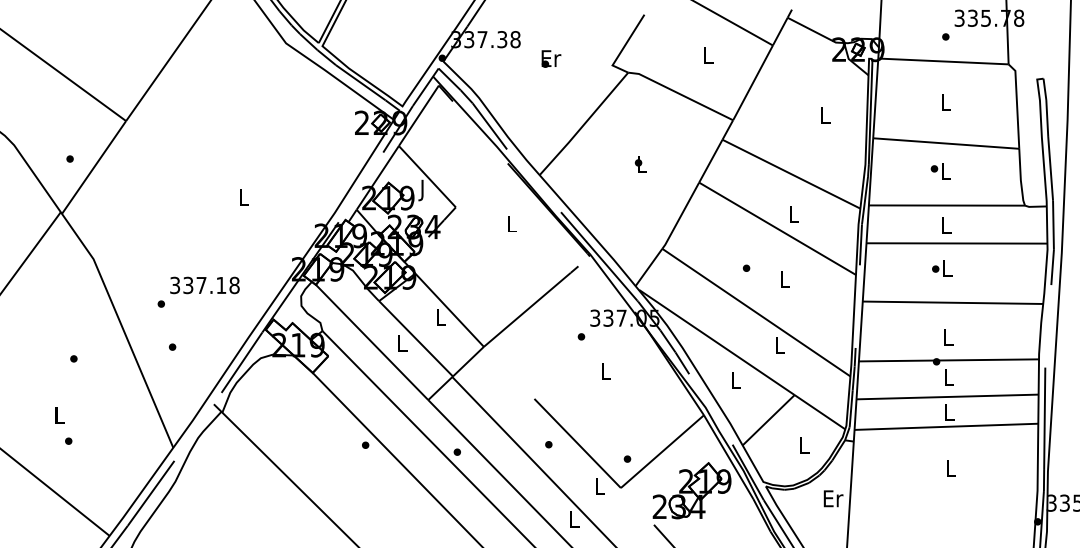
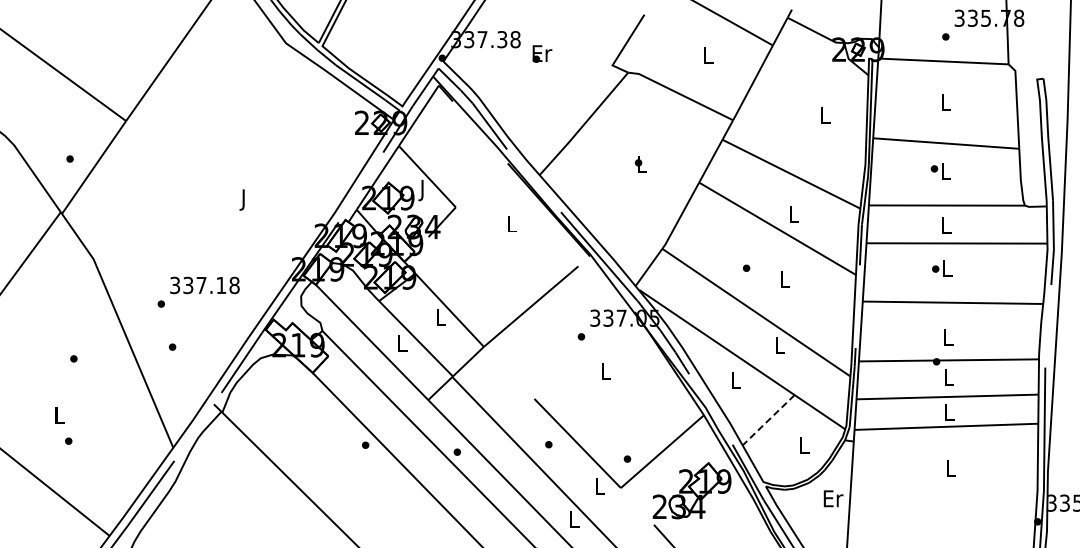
text position: (551, 58) -> (542, 53) (542, 53)
text: L -> J (243, 199)
line: solid -> dashed (768, 420)
